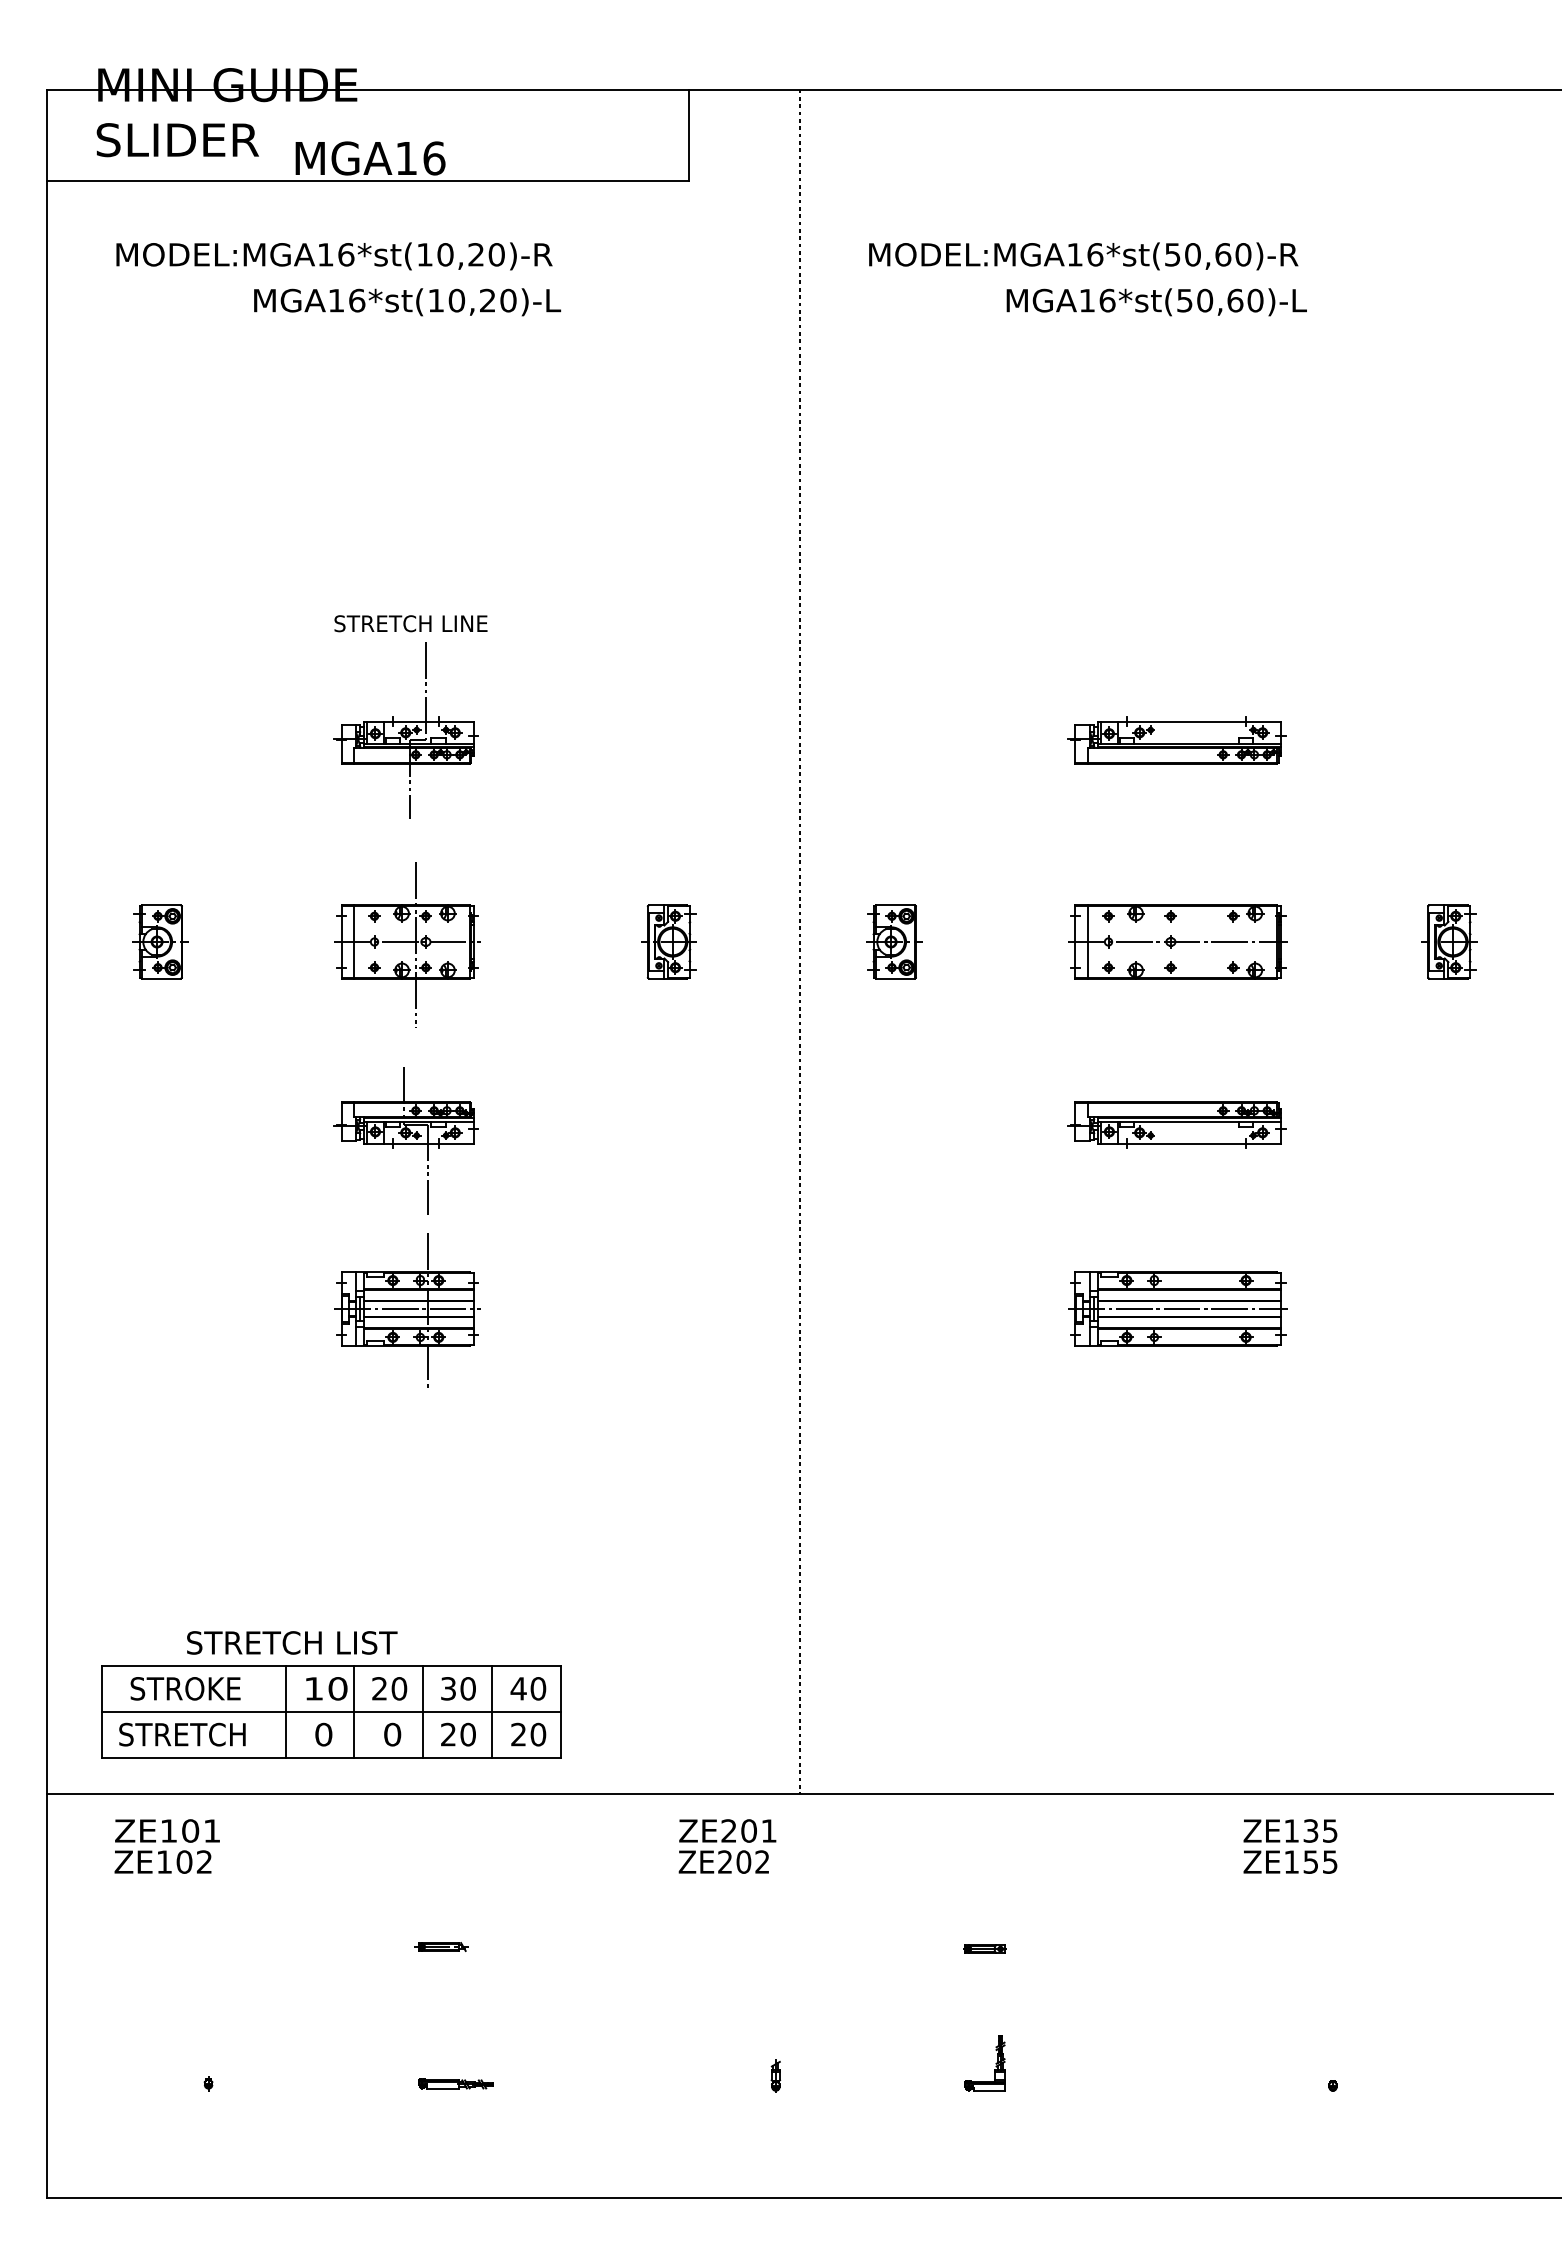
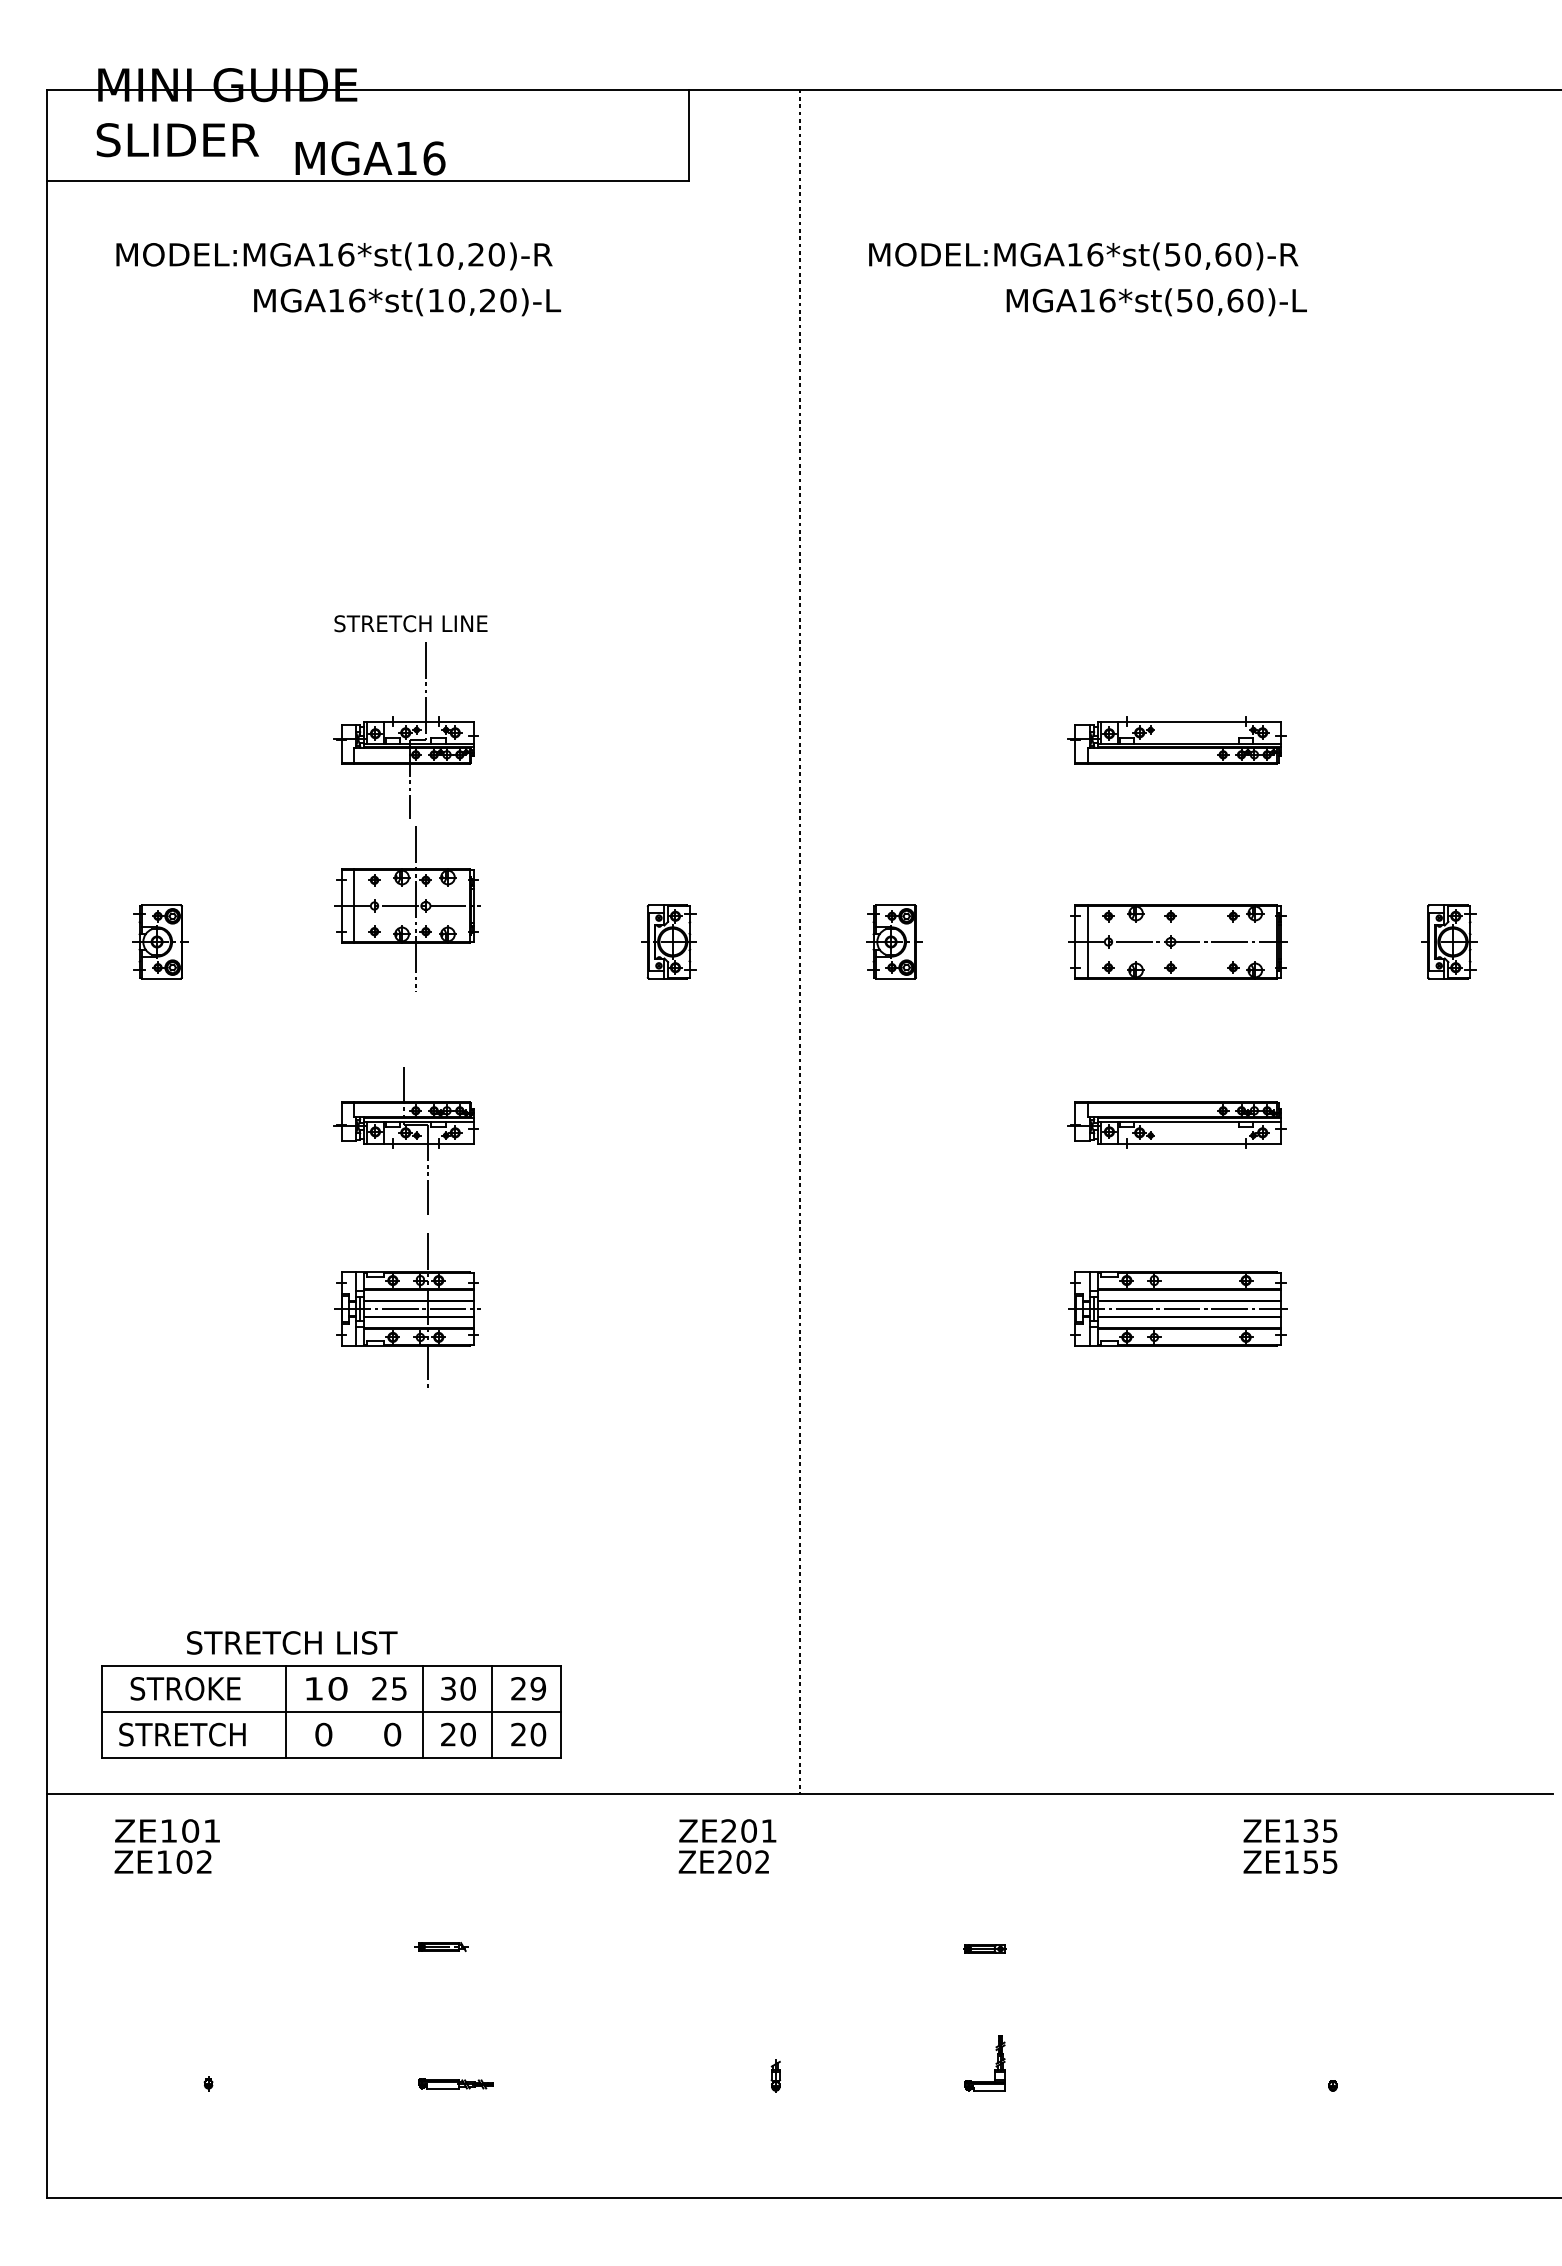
part position: (407, 944) -> (407, 908) (407, 908)
text: 20 -> 25 (399, 1688)
text: 40 -> 29 (528, 1688)
line: present -> none (354, 1711)
